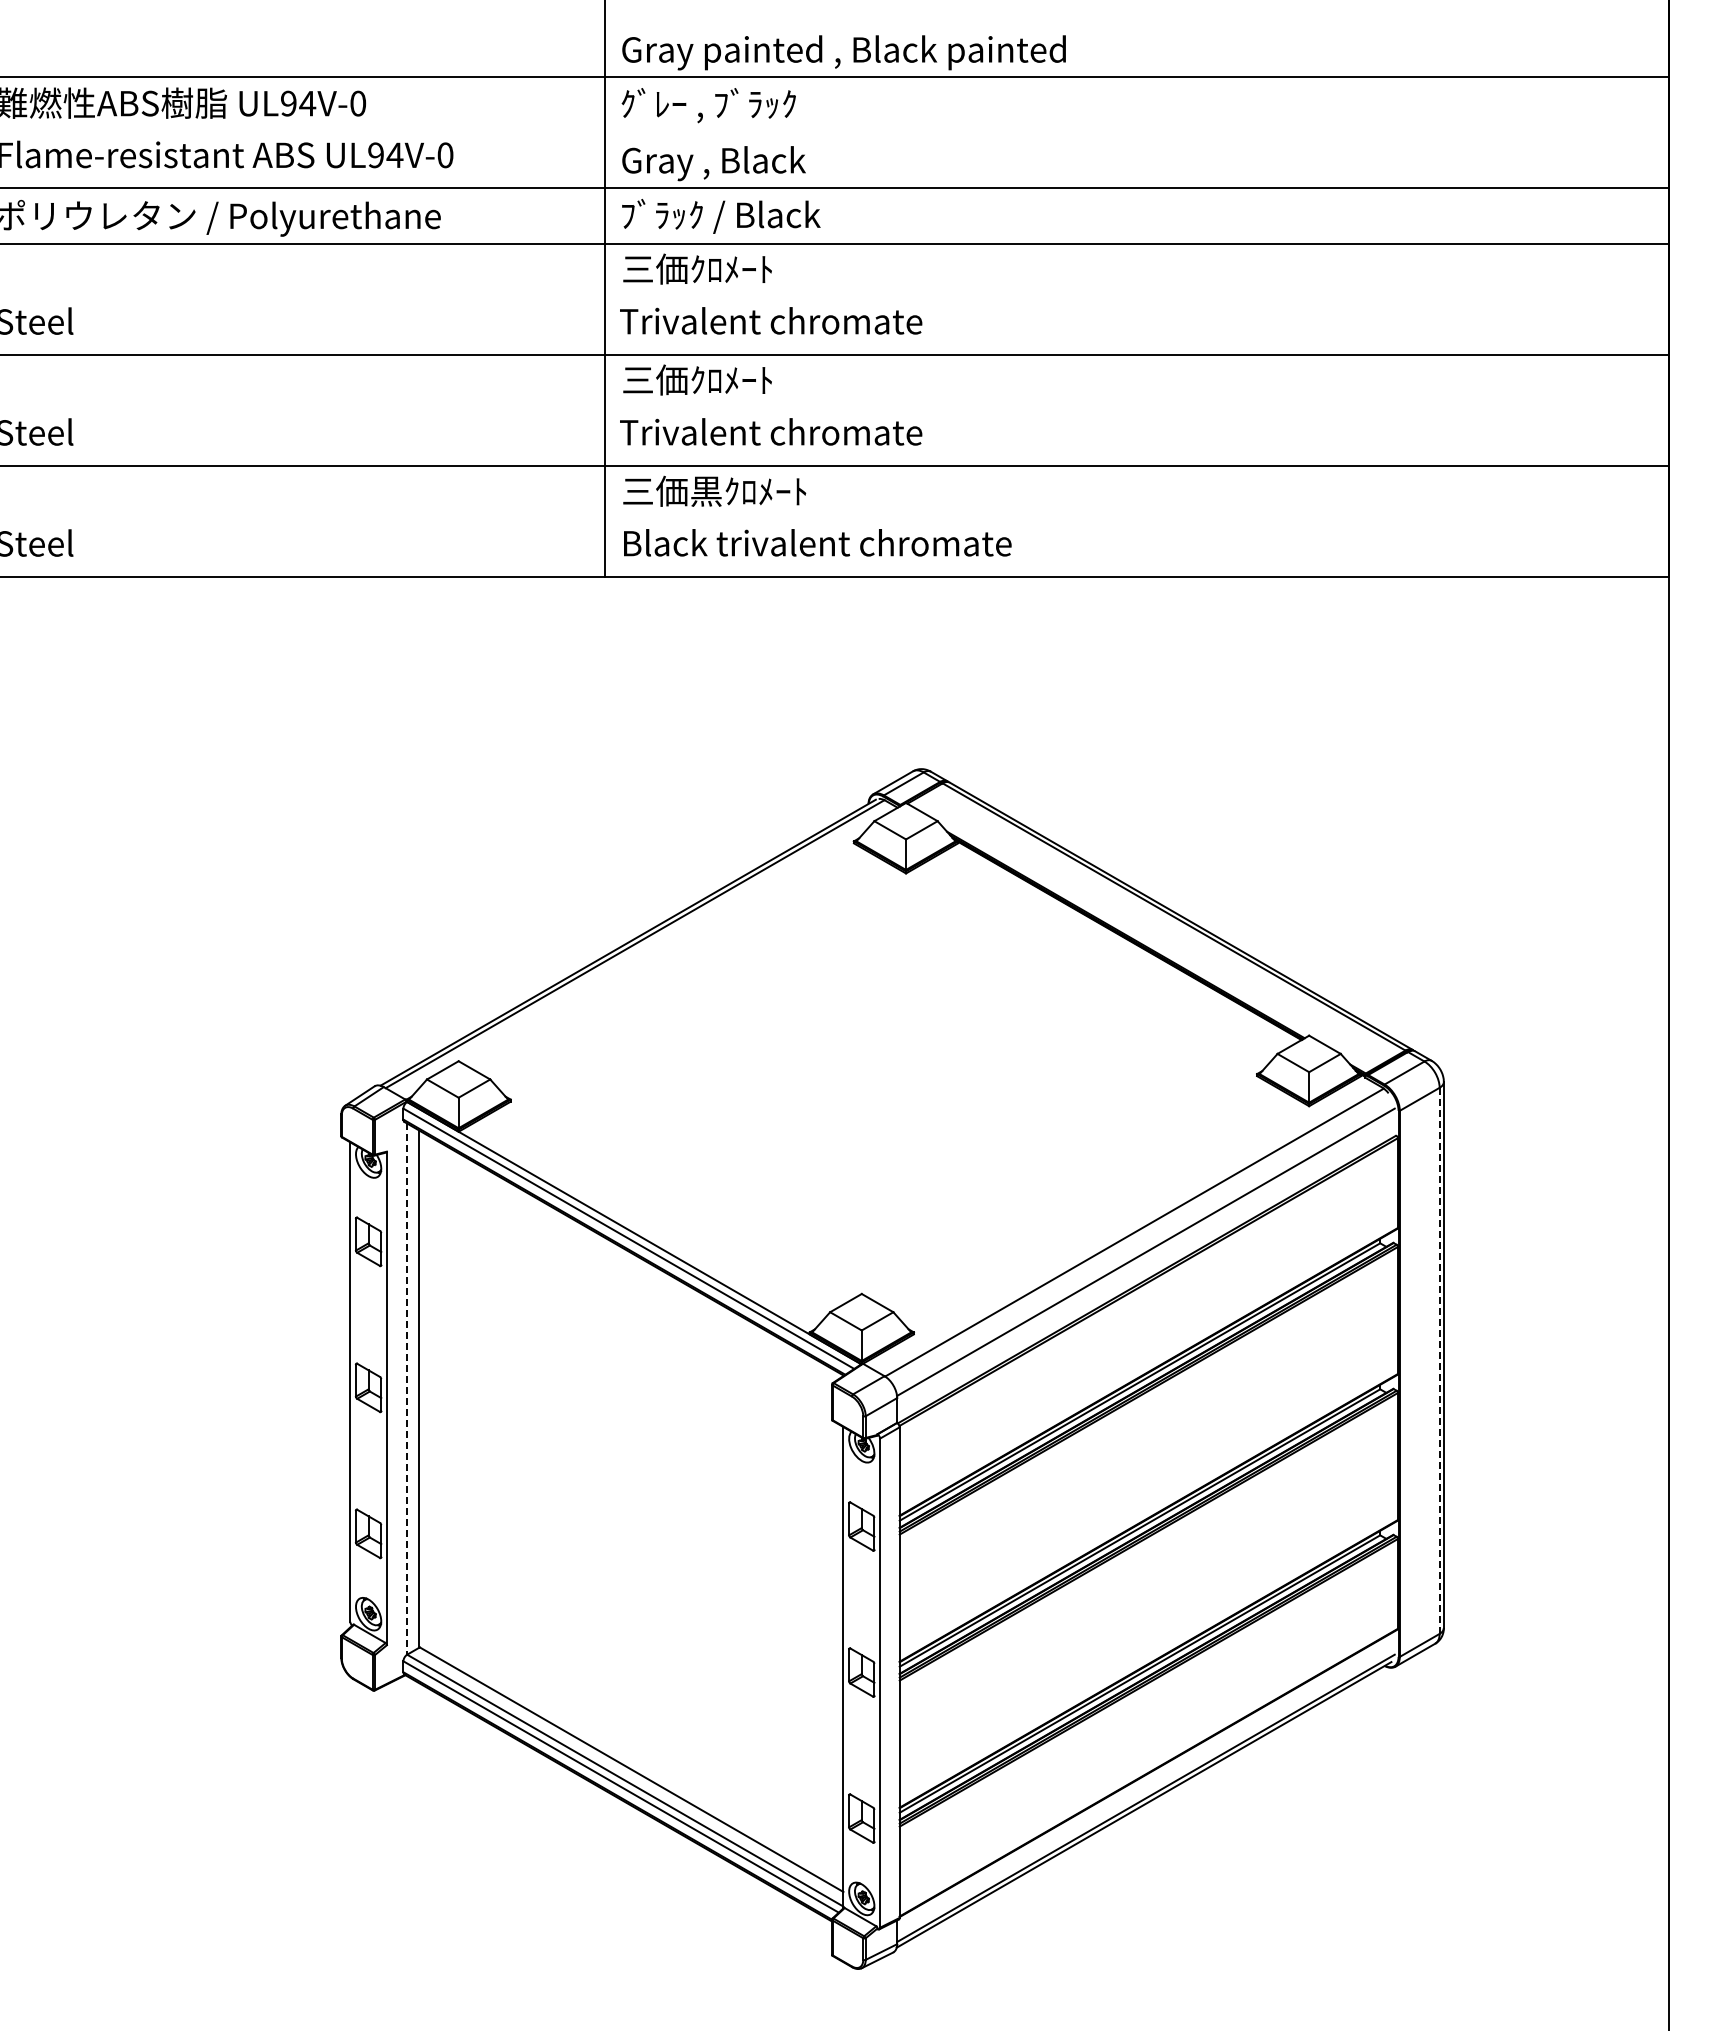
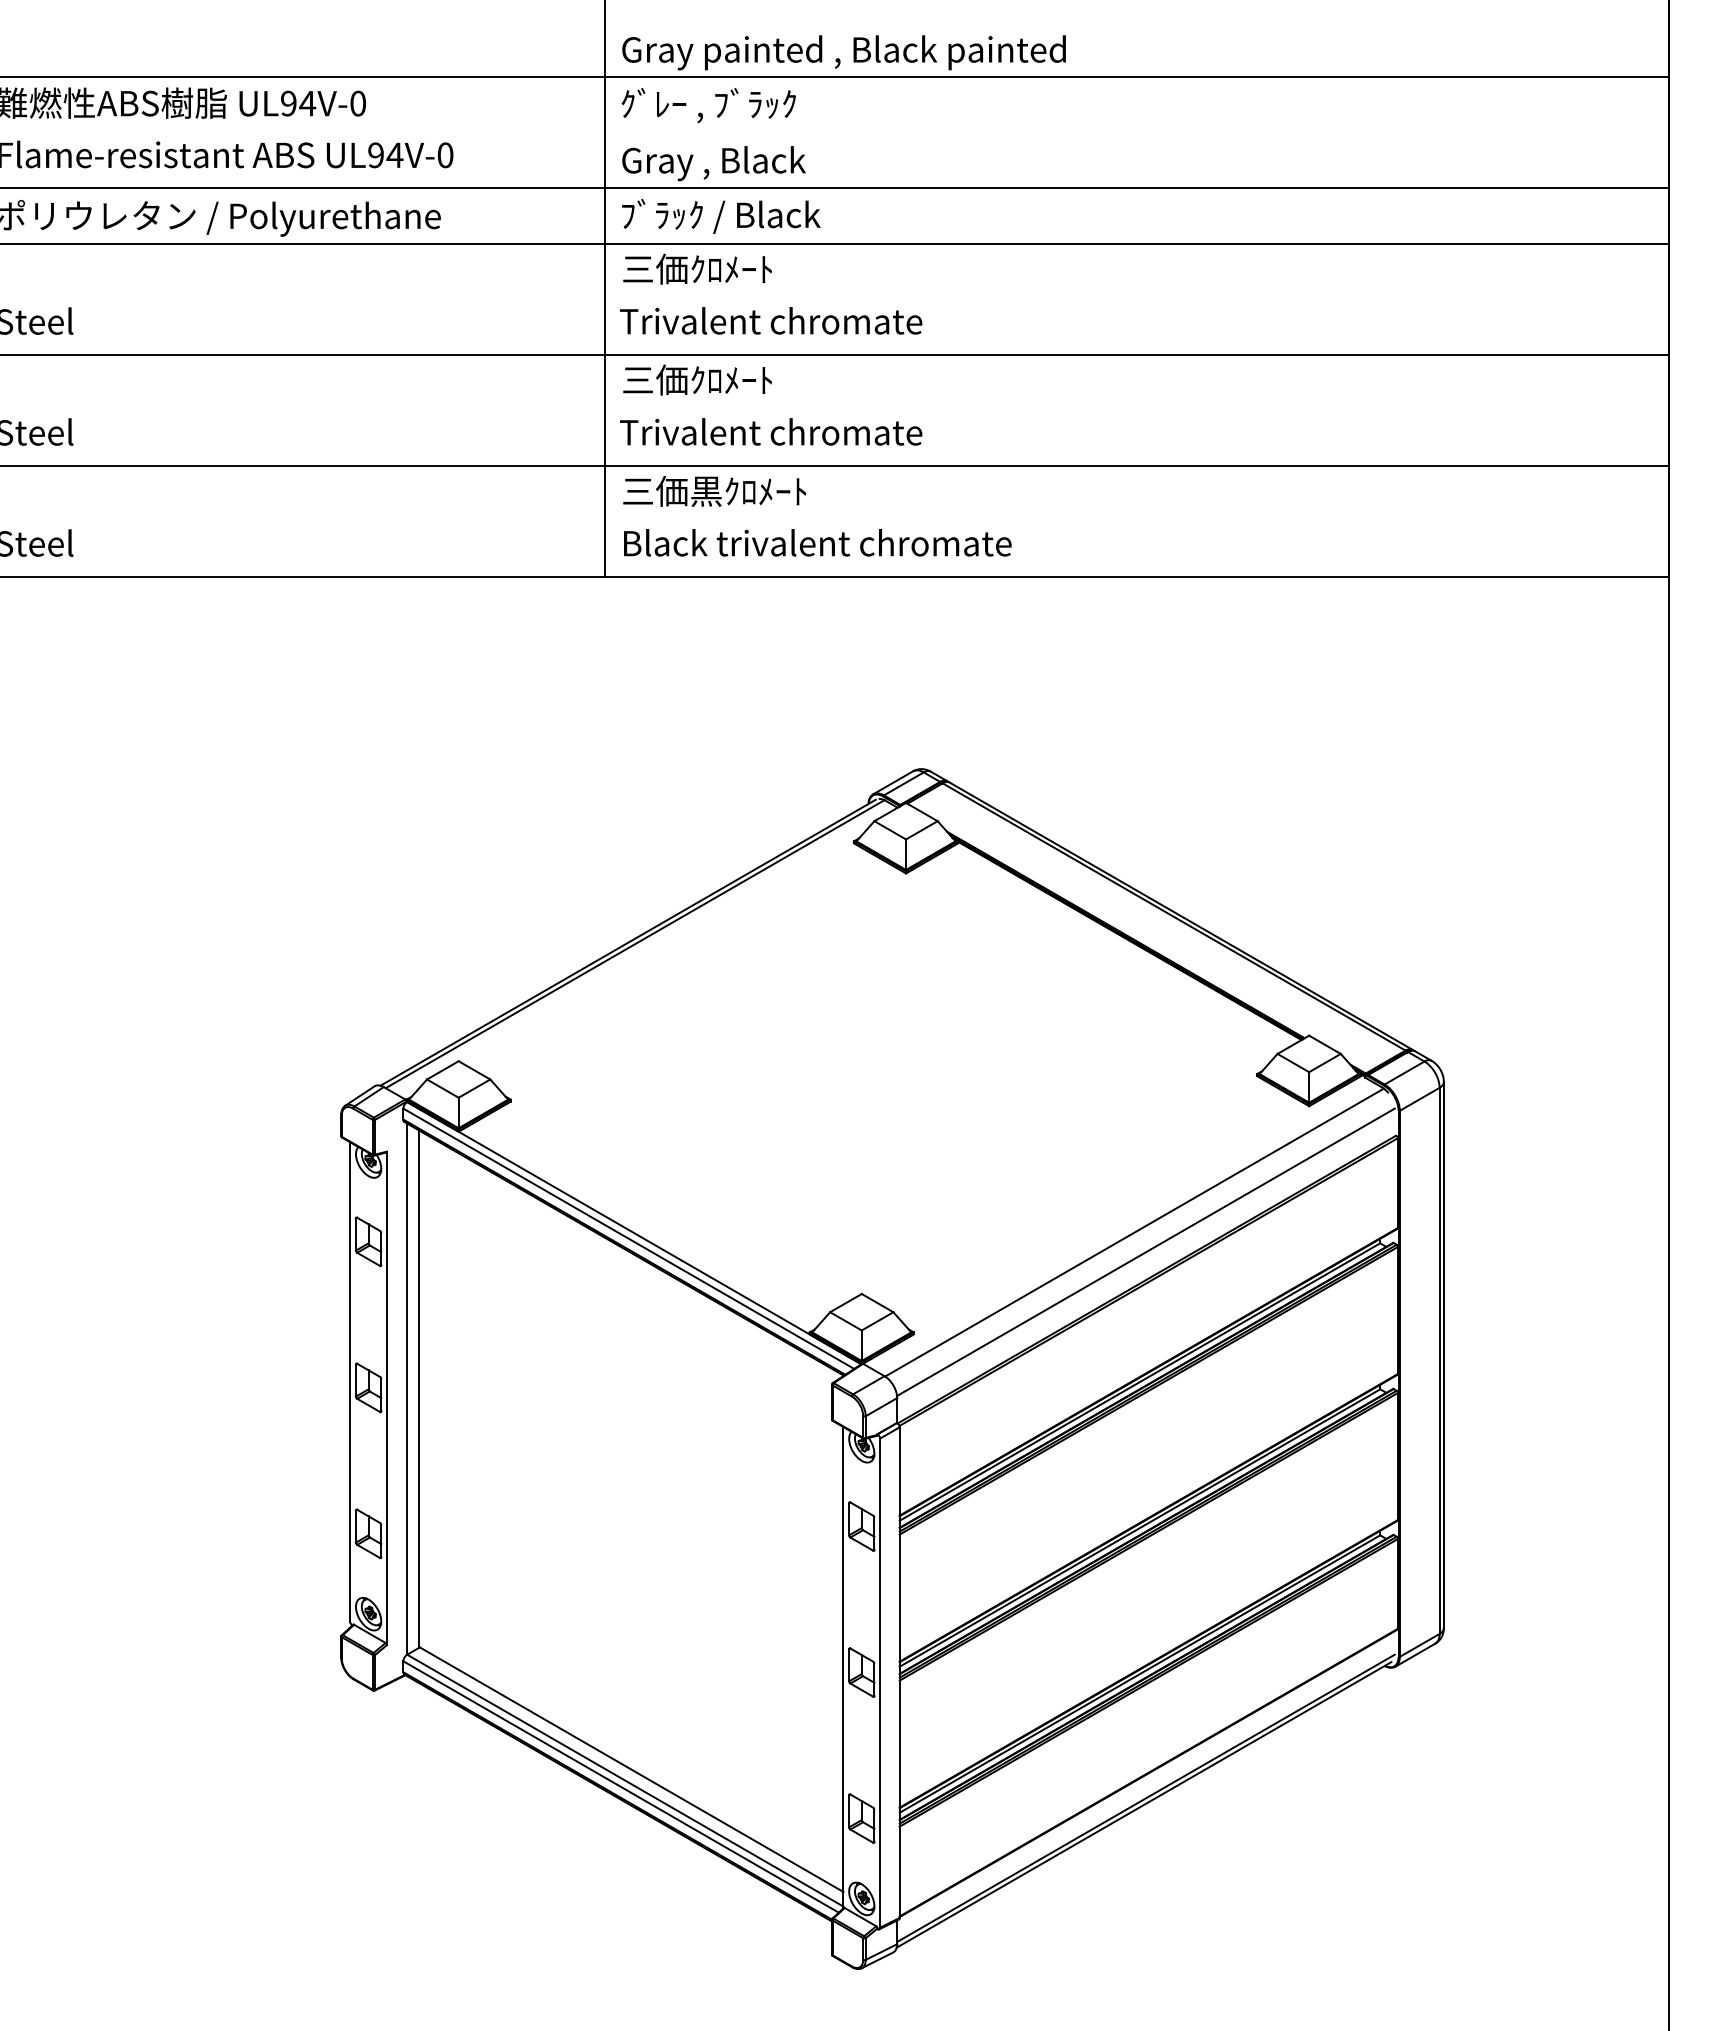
line: dashed -> solid (1439, 1361)
line: dashed -> solid (406, 1389)
